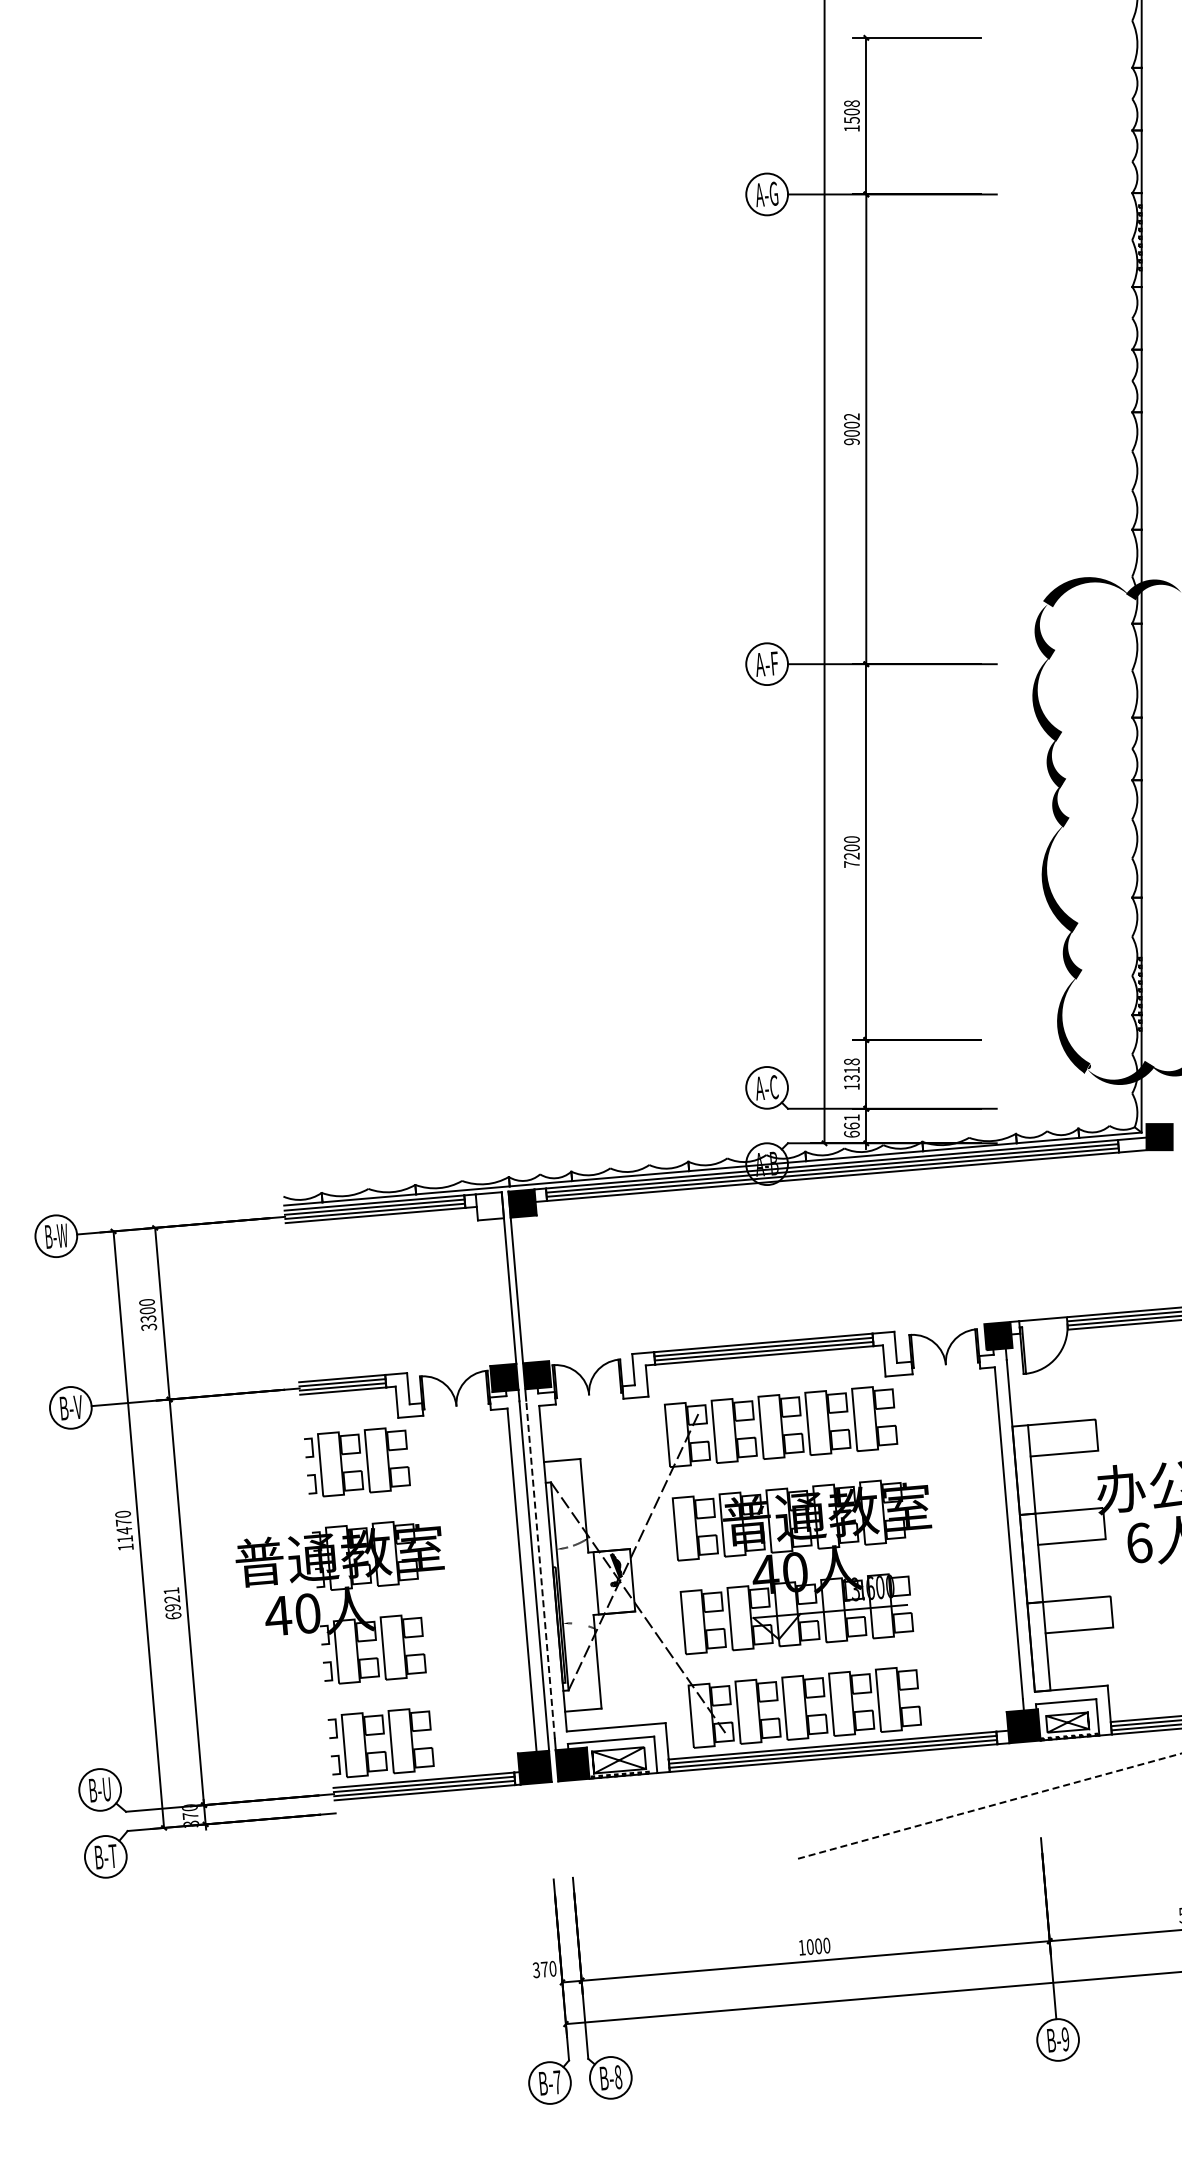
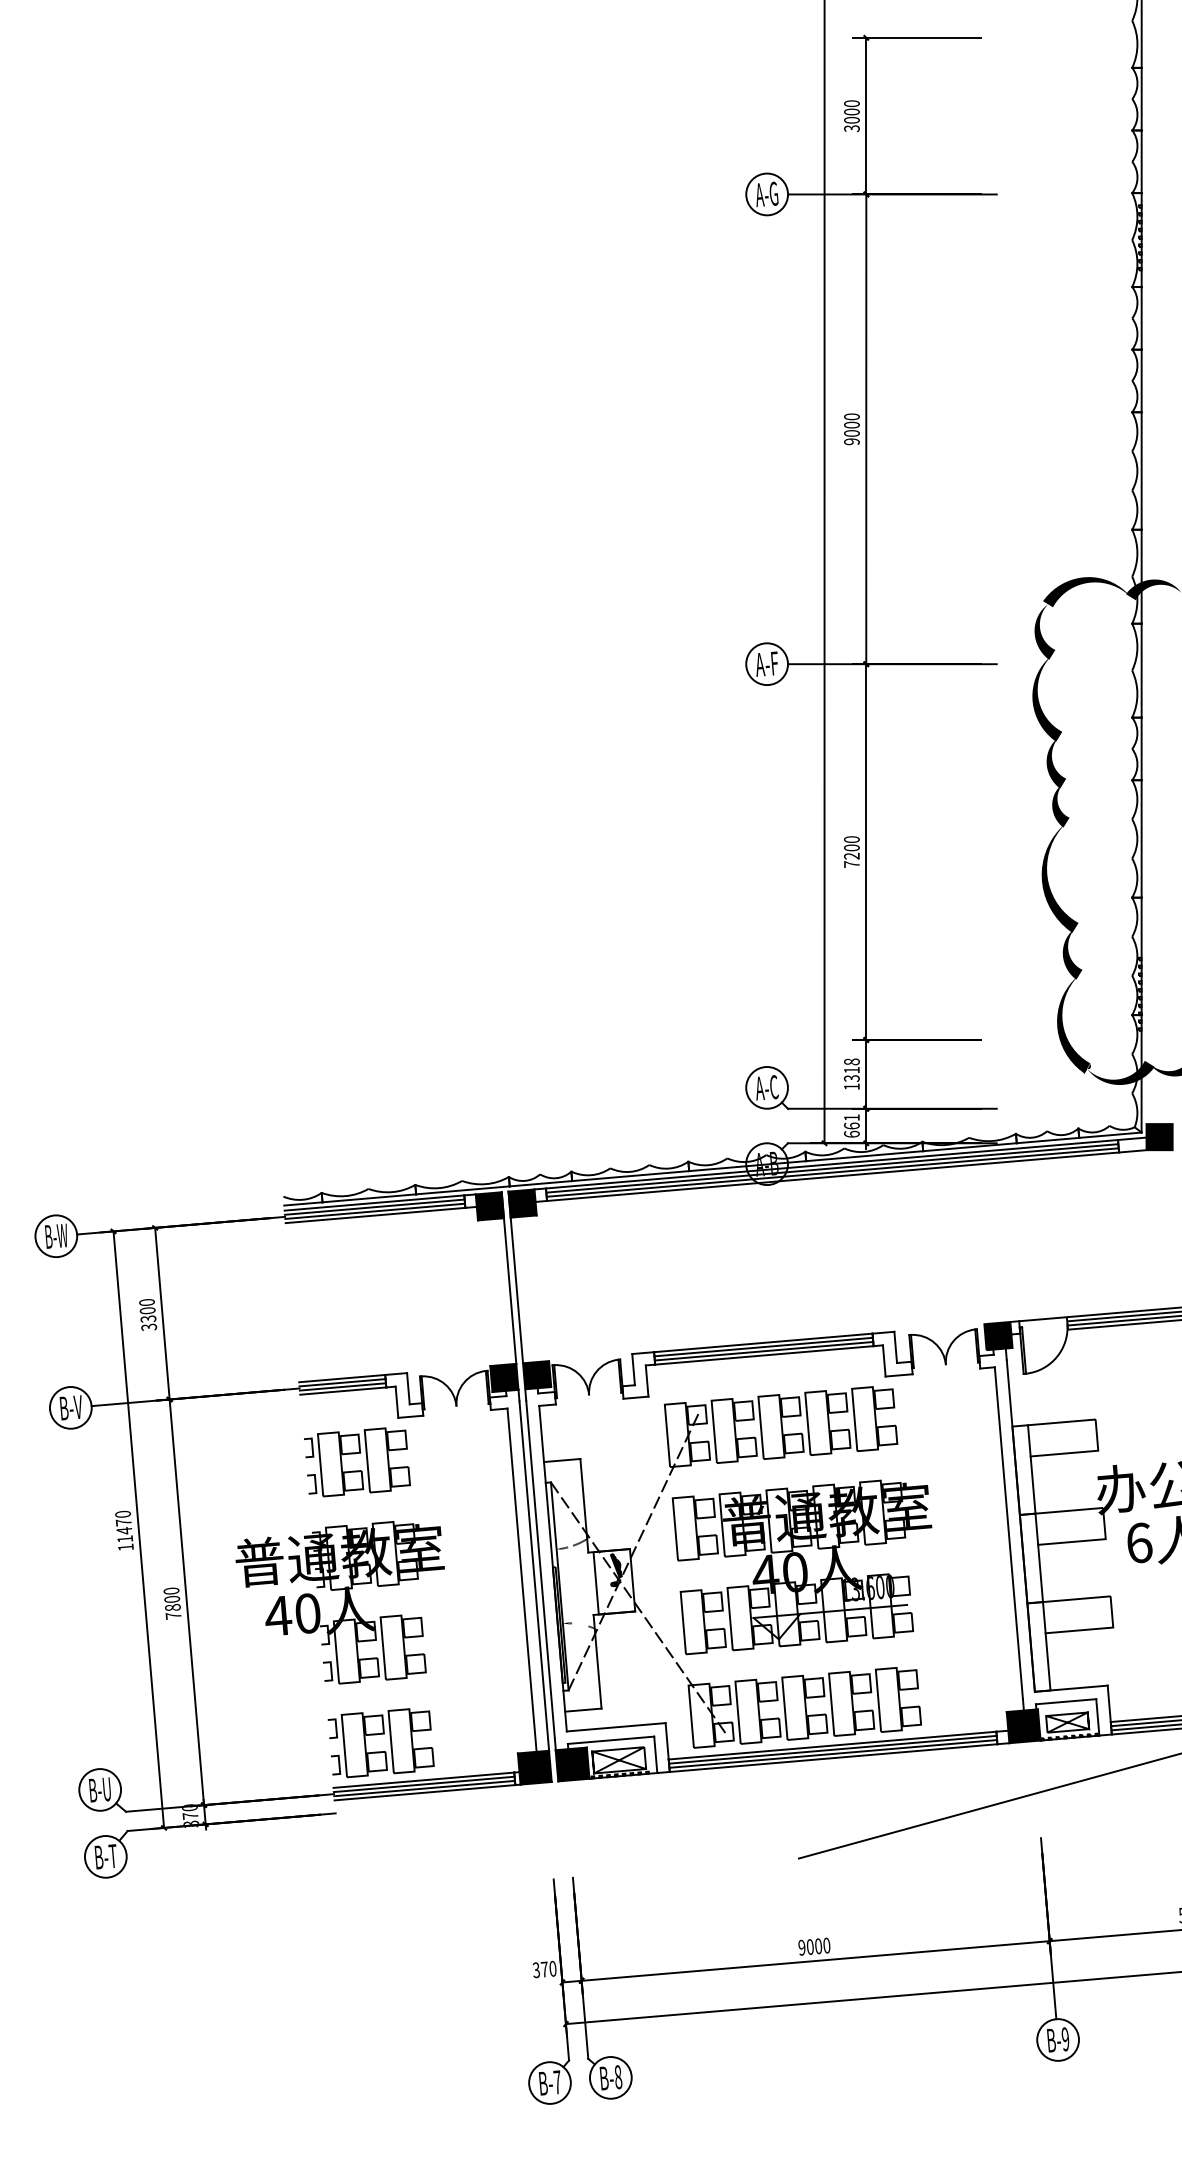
text: 1508 -> 3000 (851, 116)
text: 9002 -> 9000 (851, 416)
fill: none -> present (489, 1206)
line: dashed -> solid (540, 1569)
text: 6921 -> 7800 (172, 1603)
line: dashed -> solid (989, 1806)
text: 1000 -> 9000 (801, 1947)
